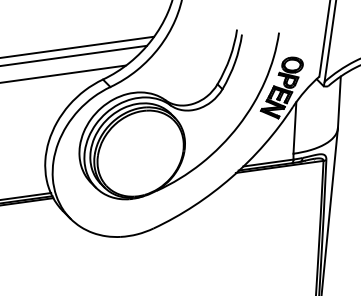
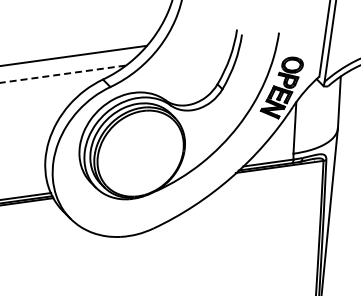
line: present -> none (77, 46)
line: solid -> dashed (63, 74)
